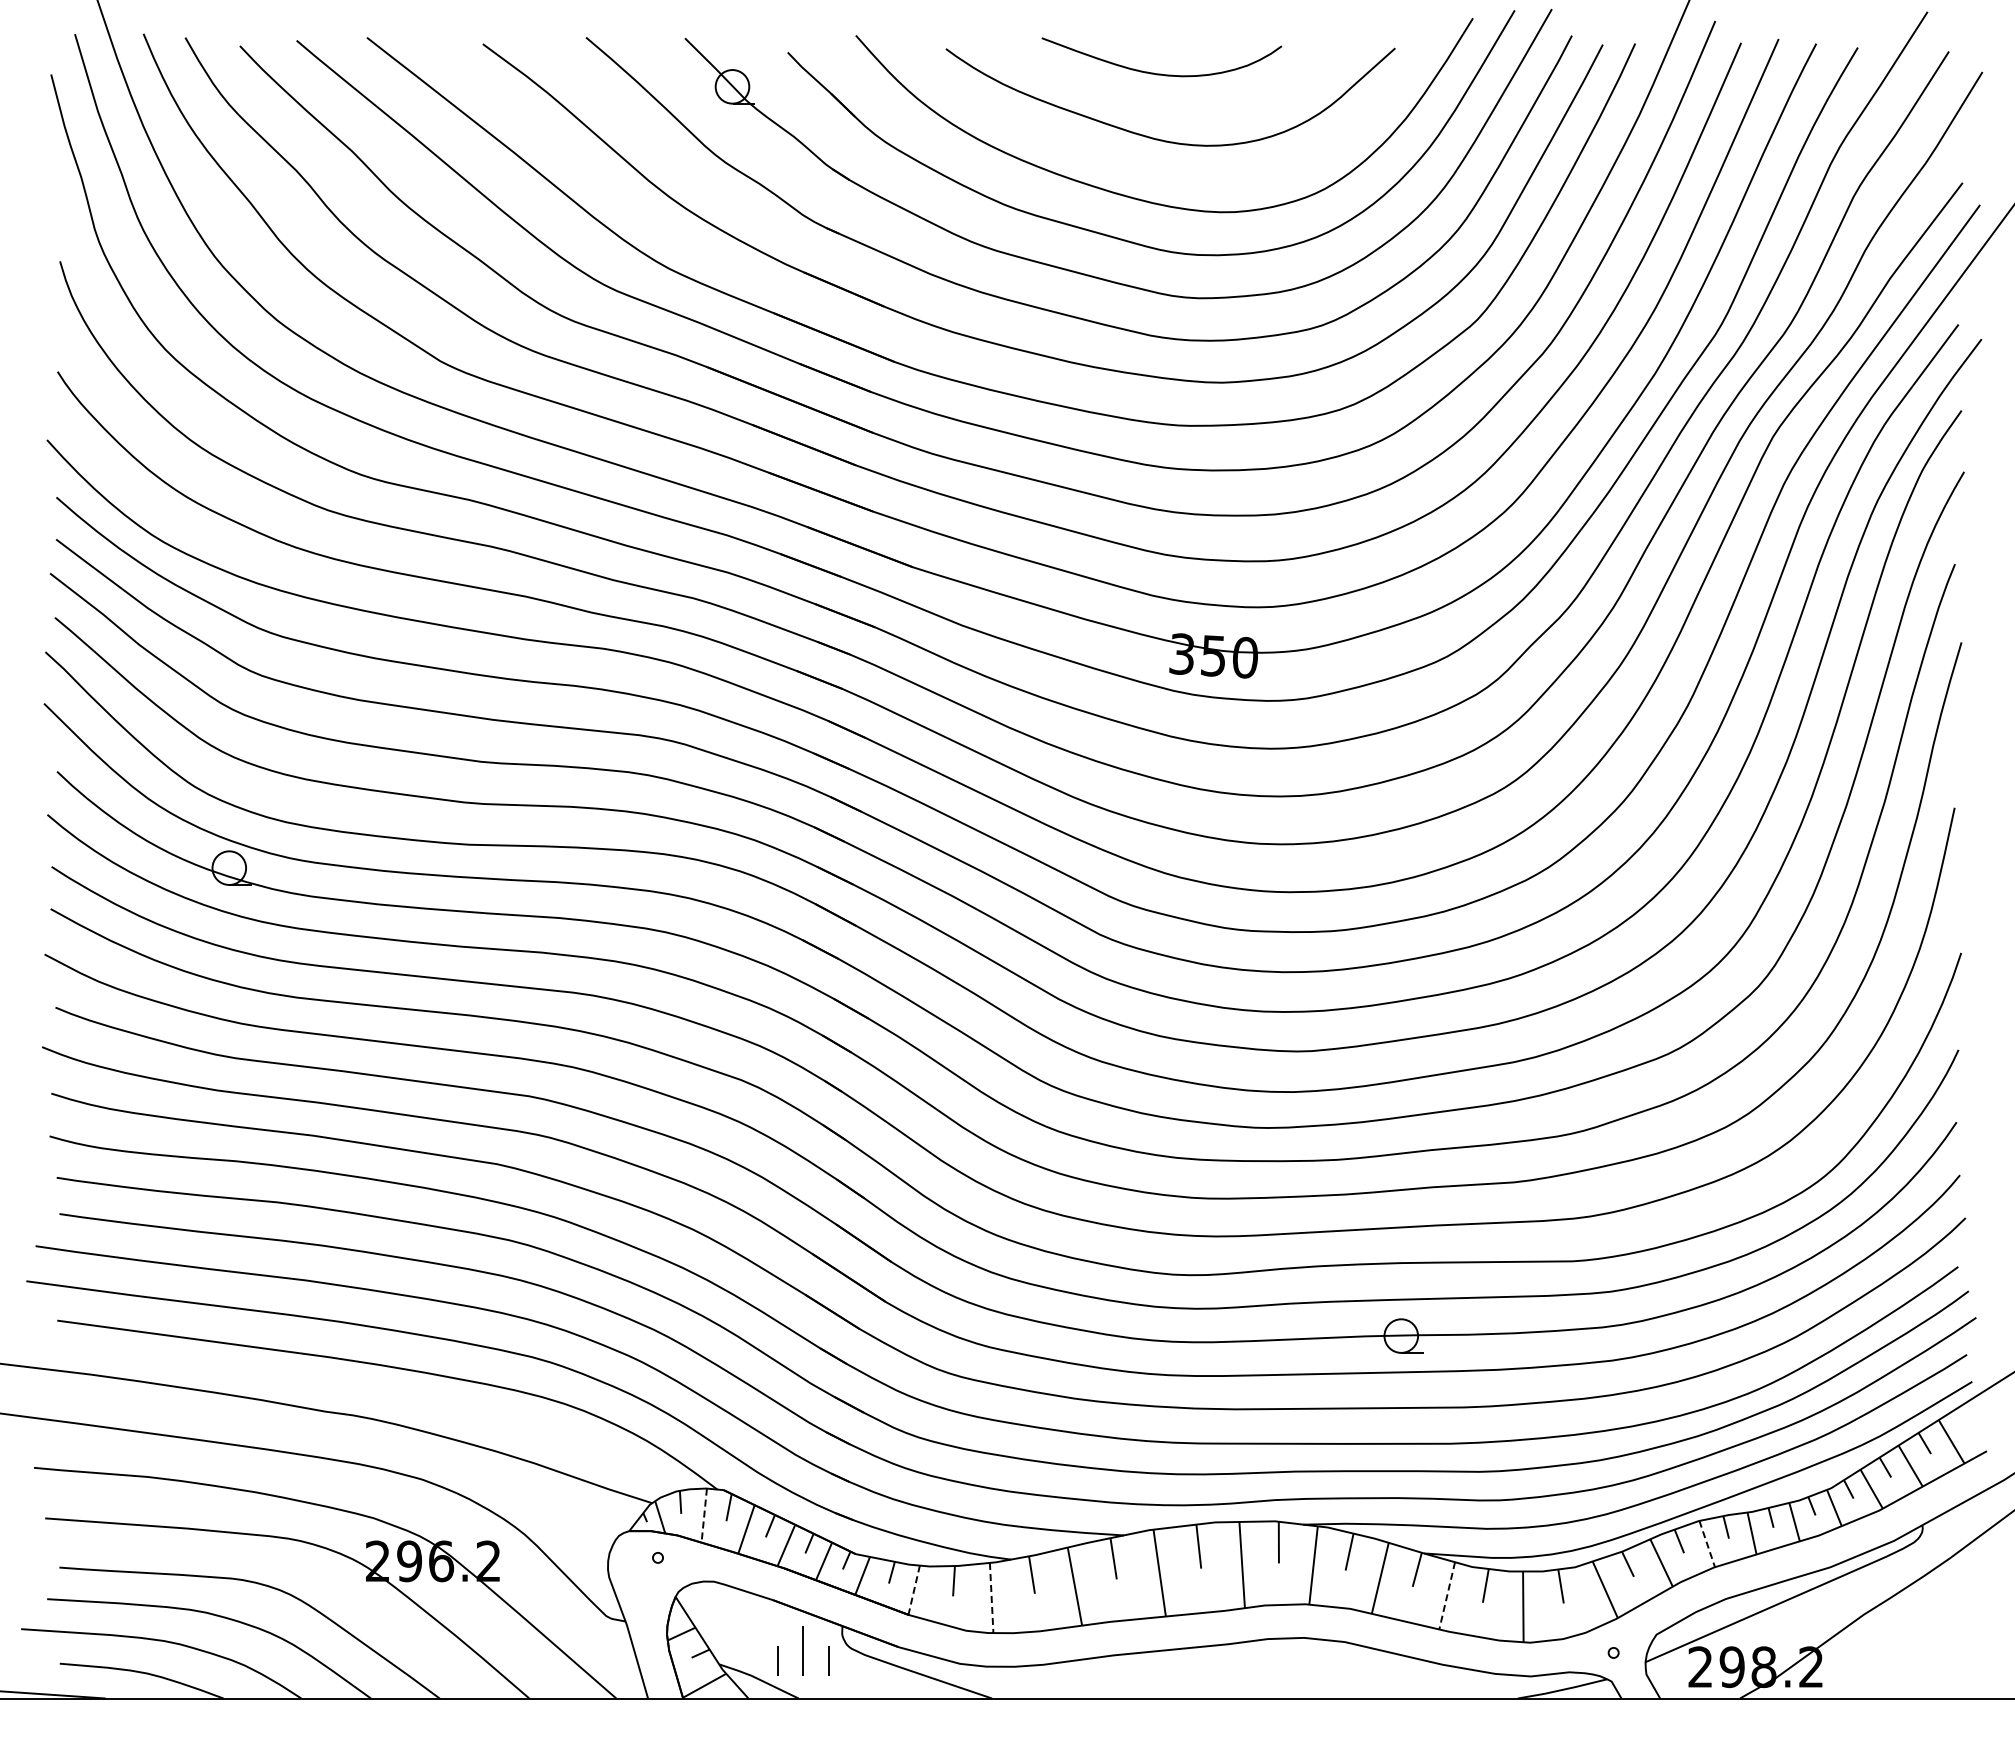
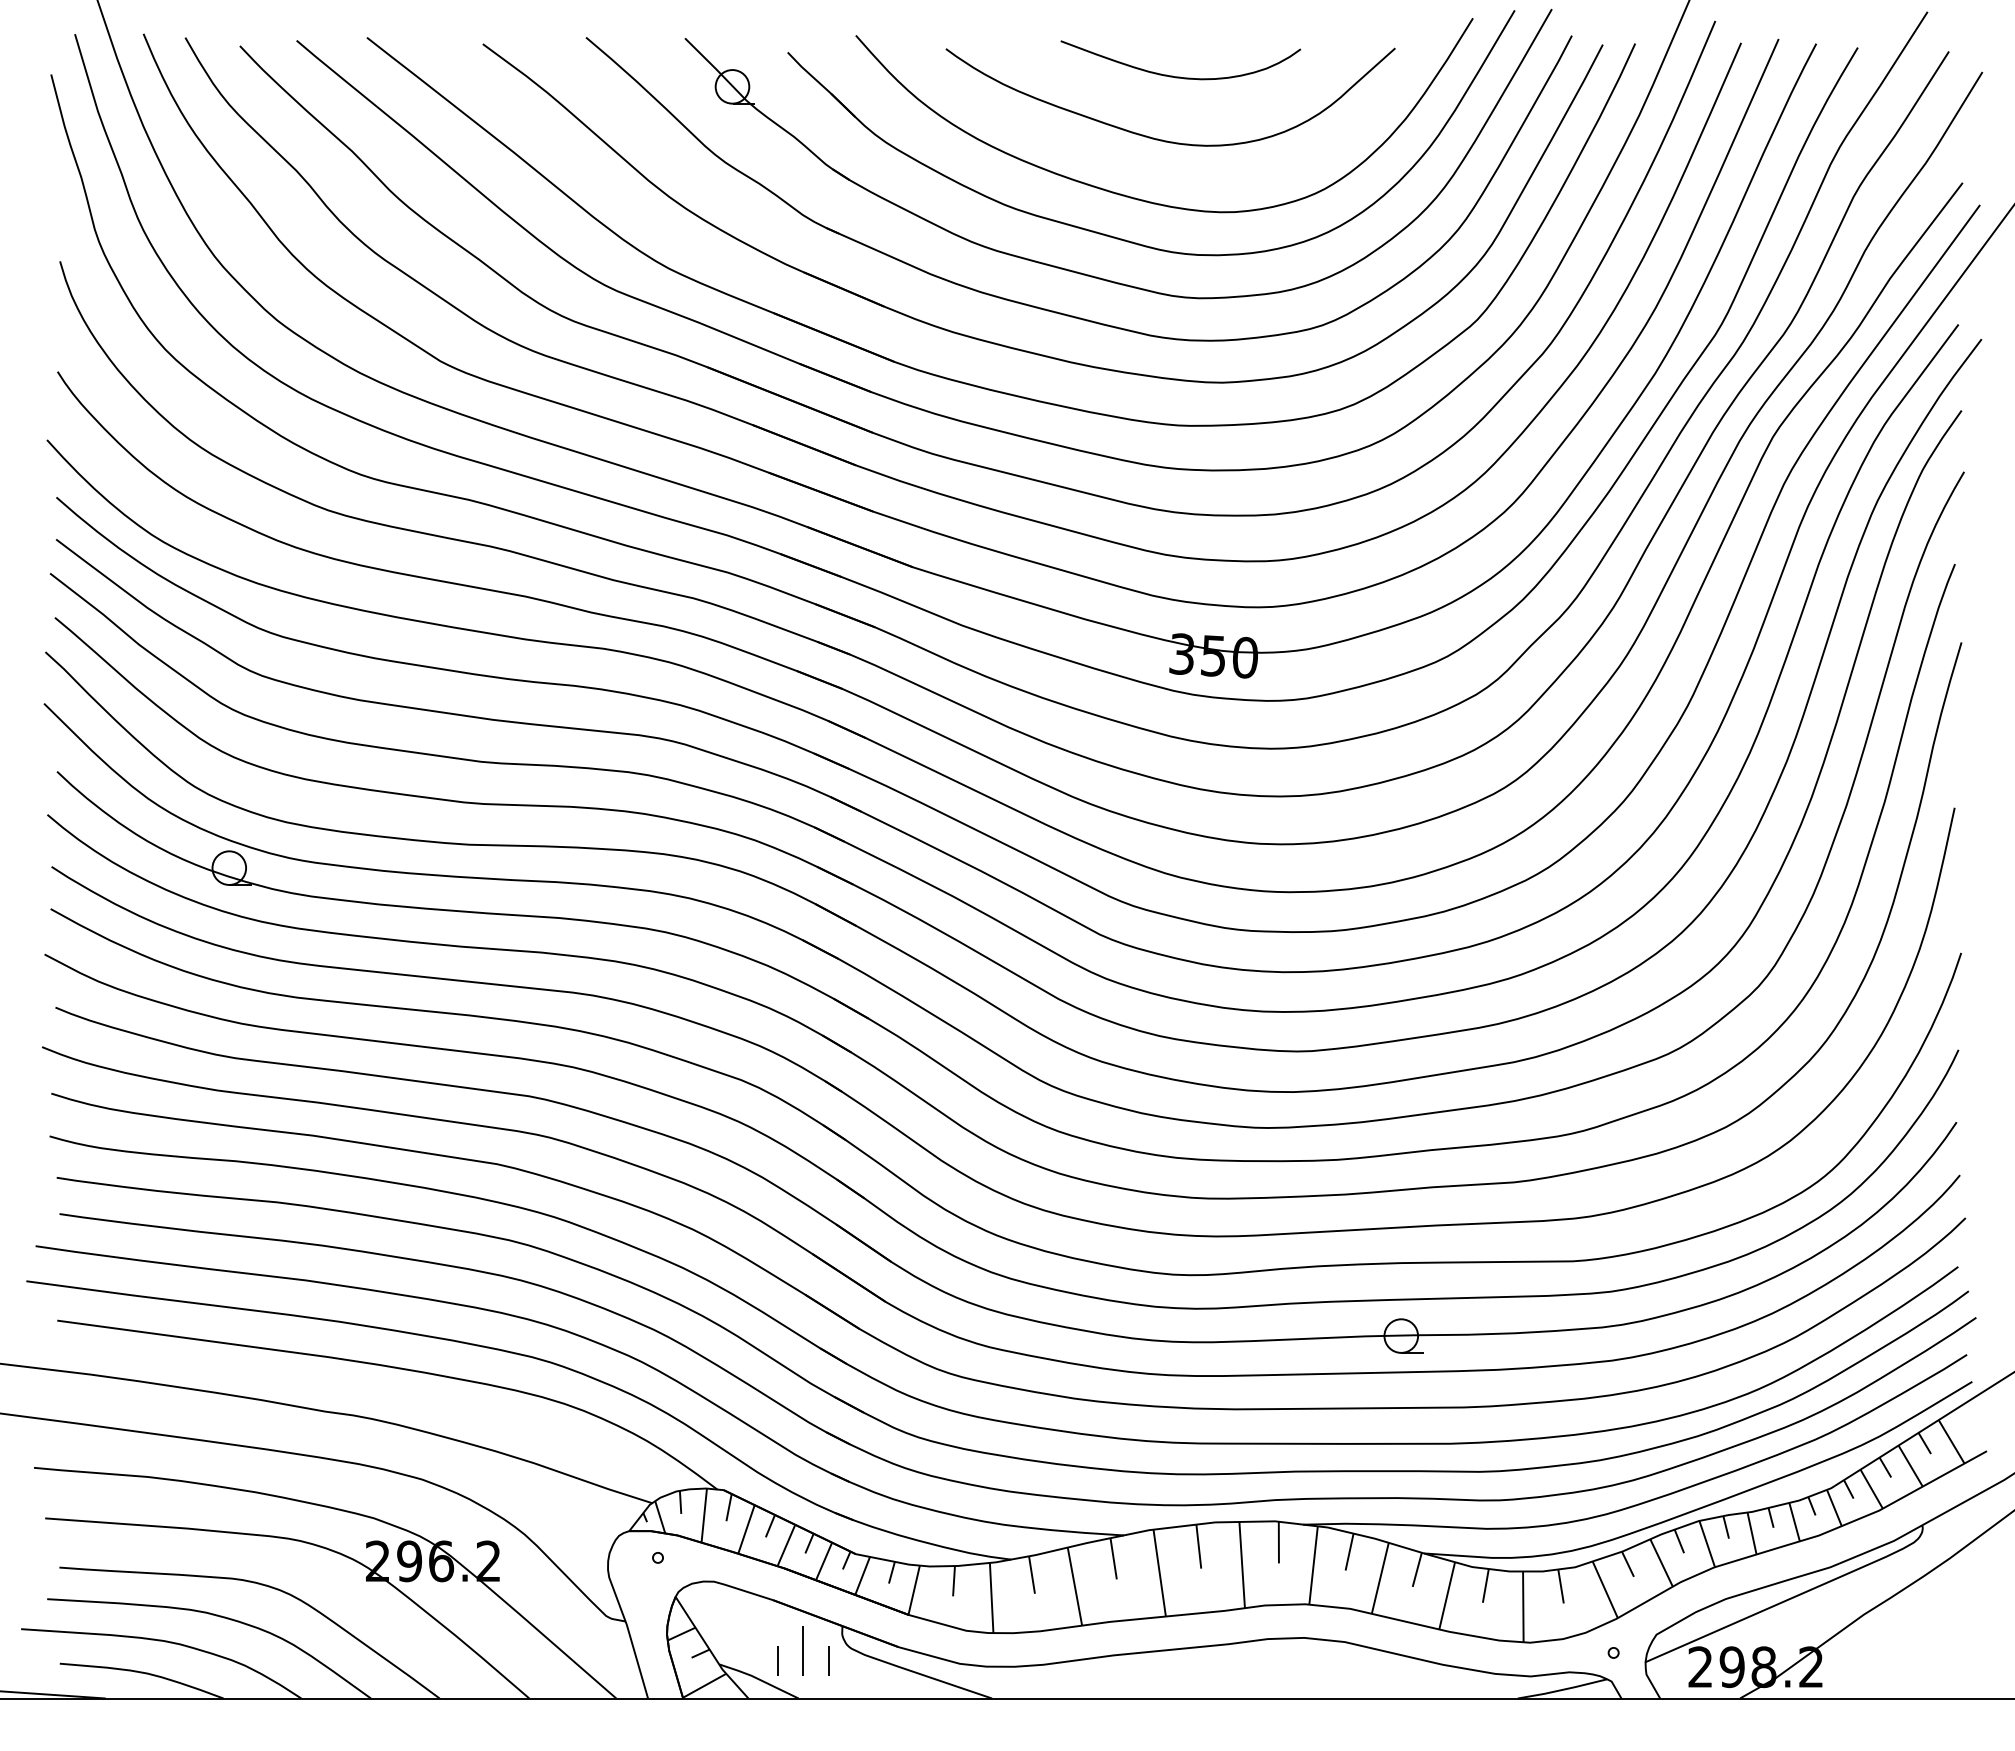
curve position: (1161, 73) -> (1180, 76) (1180, 76)
line: dashed -> solid (704, 1516)
line: dashed -> solid (1707, 1544)
line: dashed -> solid (914, 1590)
line: dashed -> solid (1447, 1595)
line: dashed -> solid (991, 1598)
